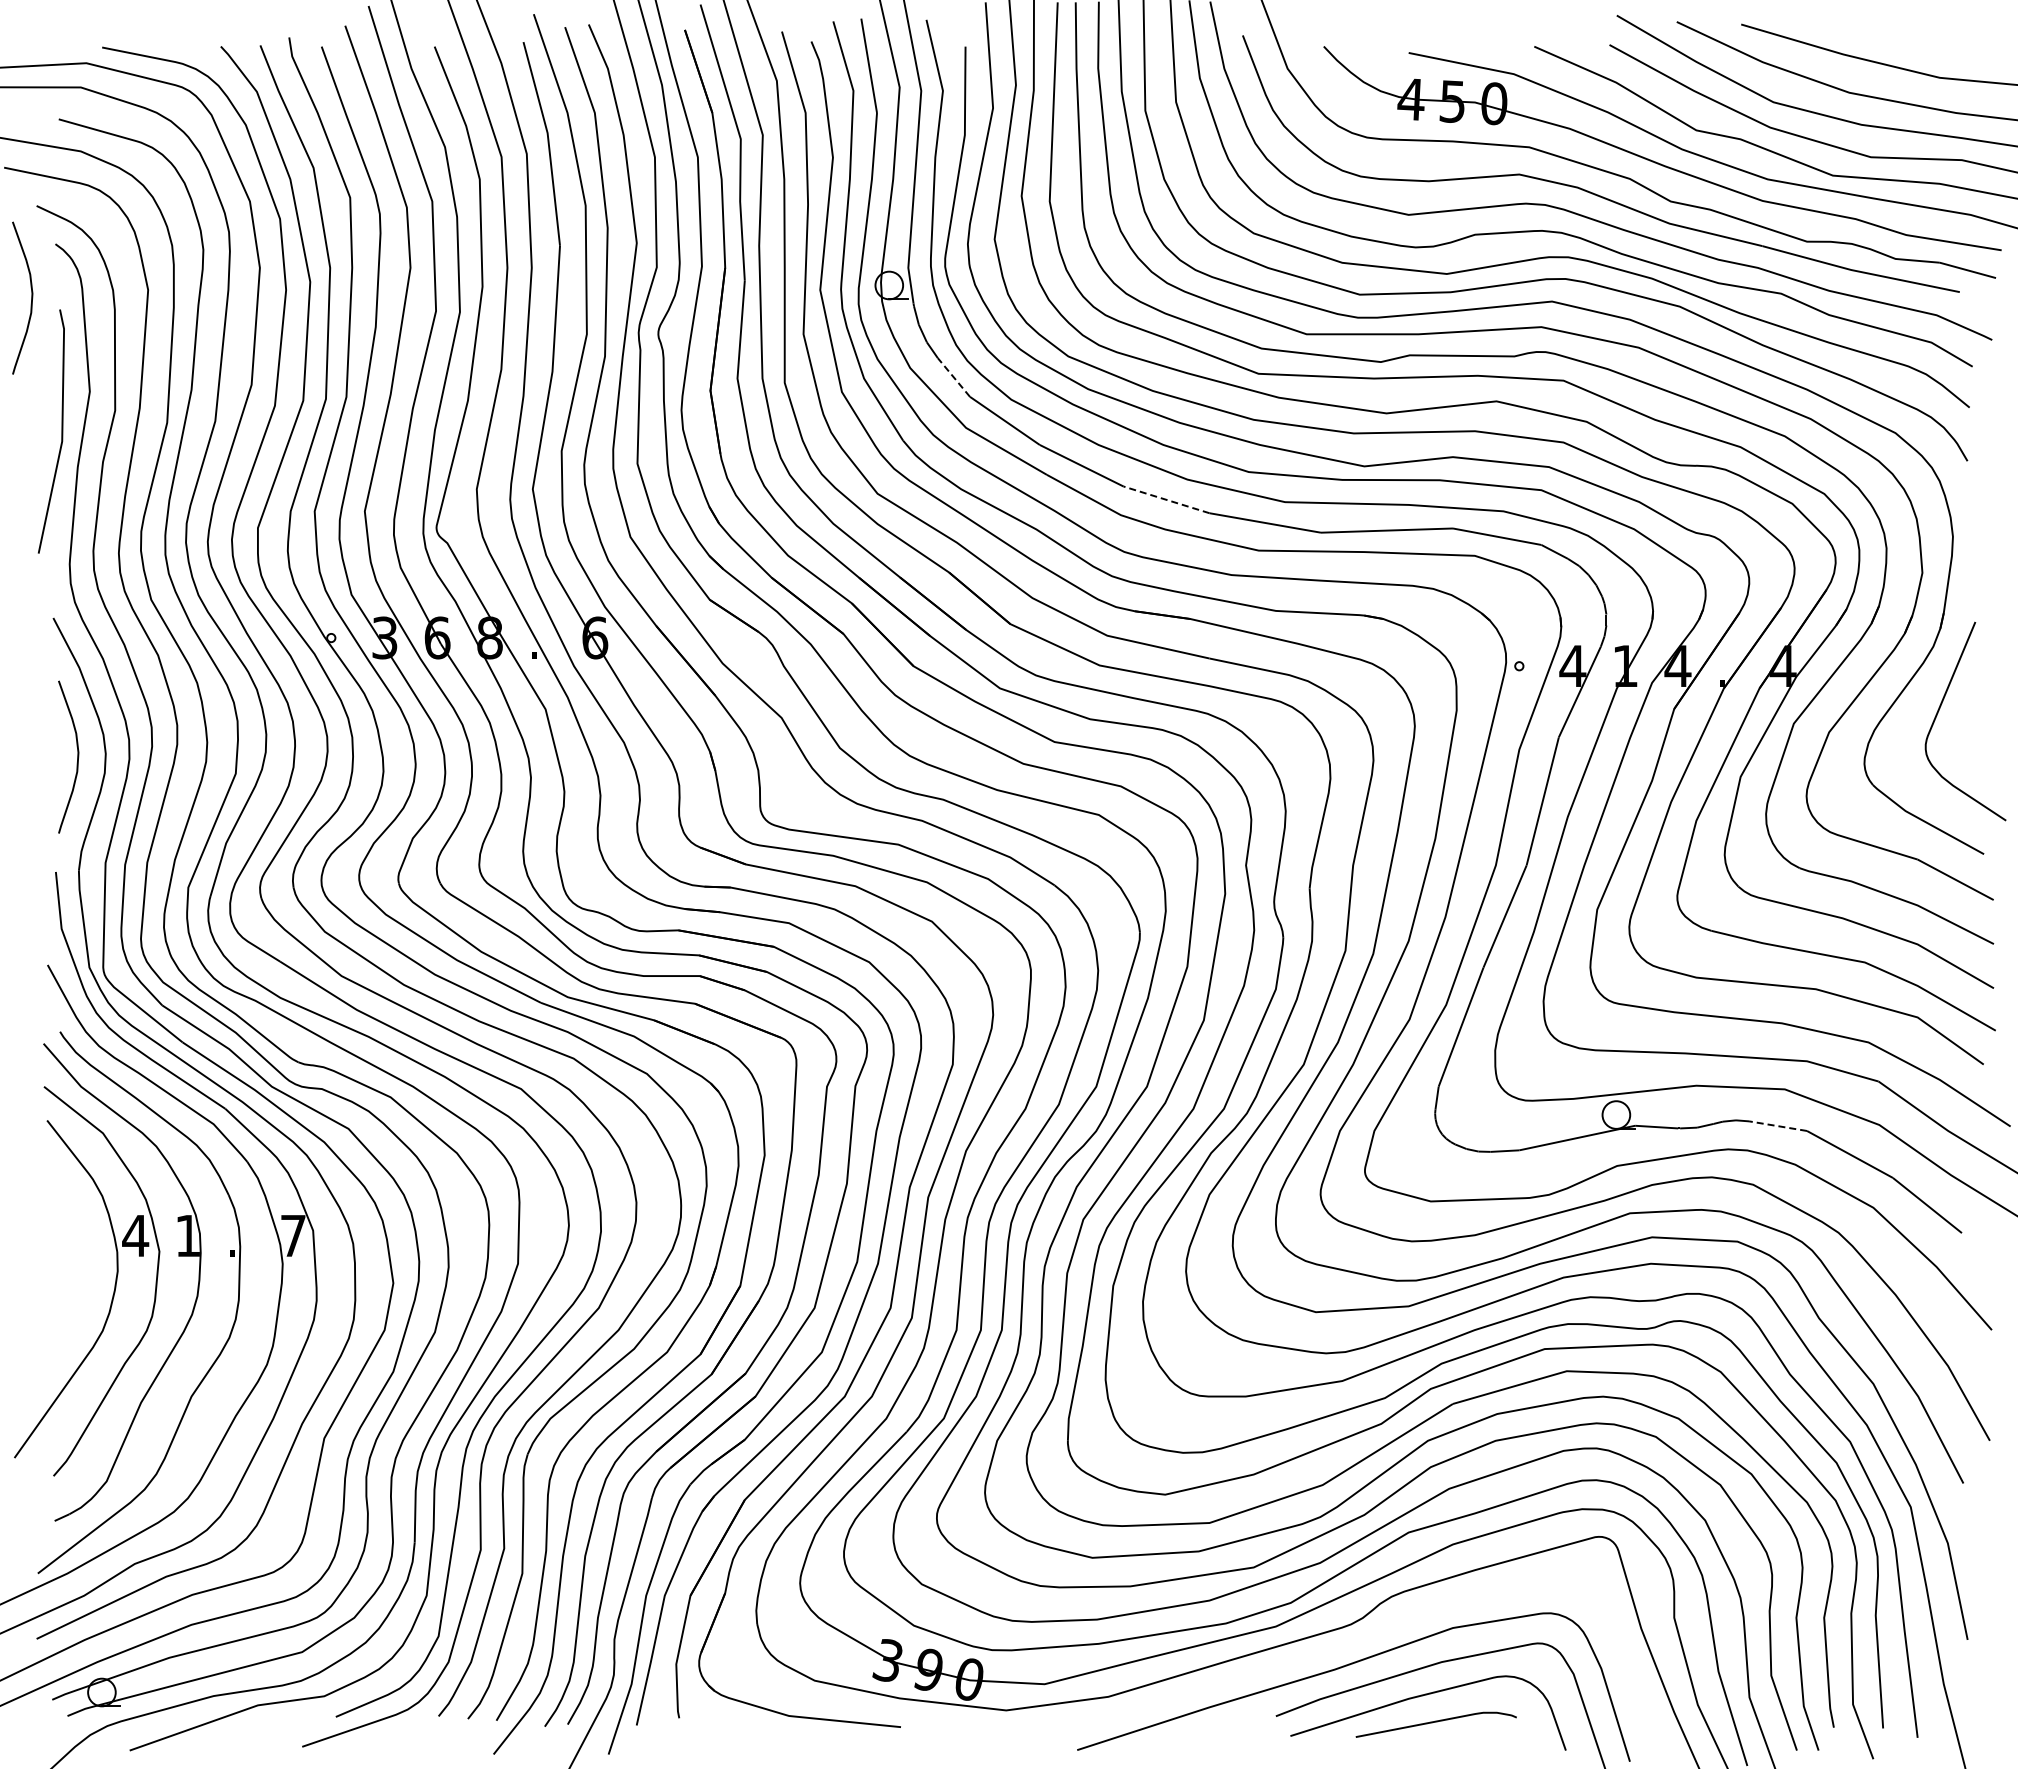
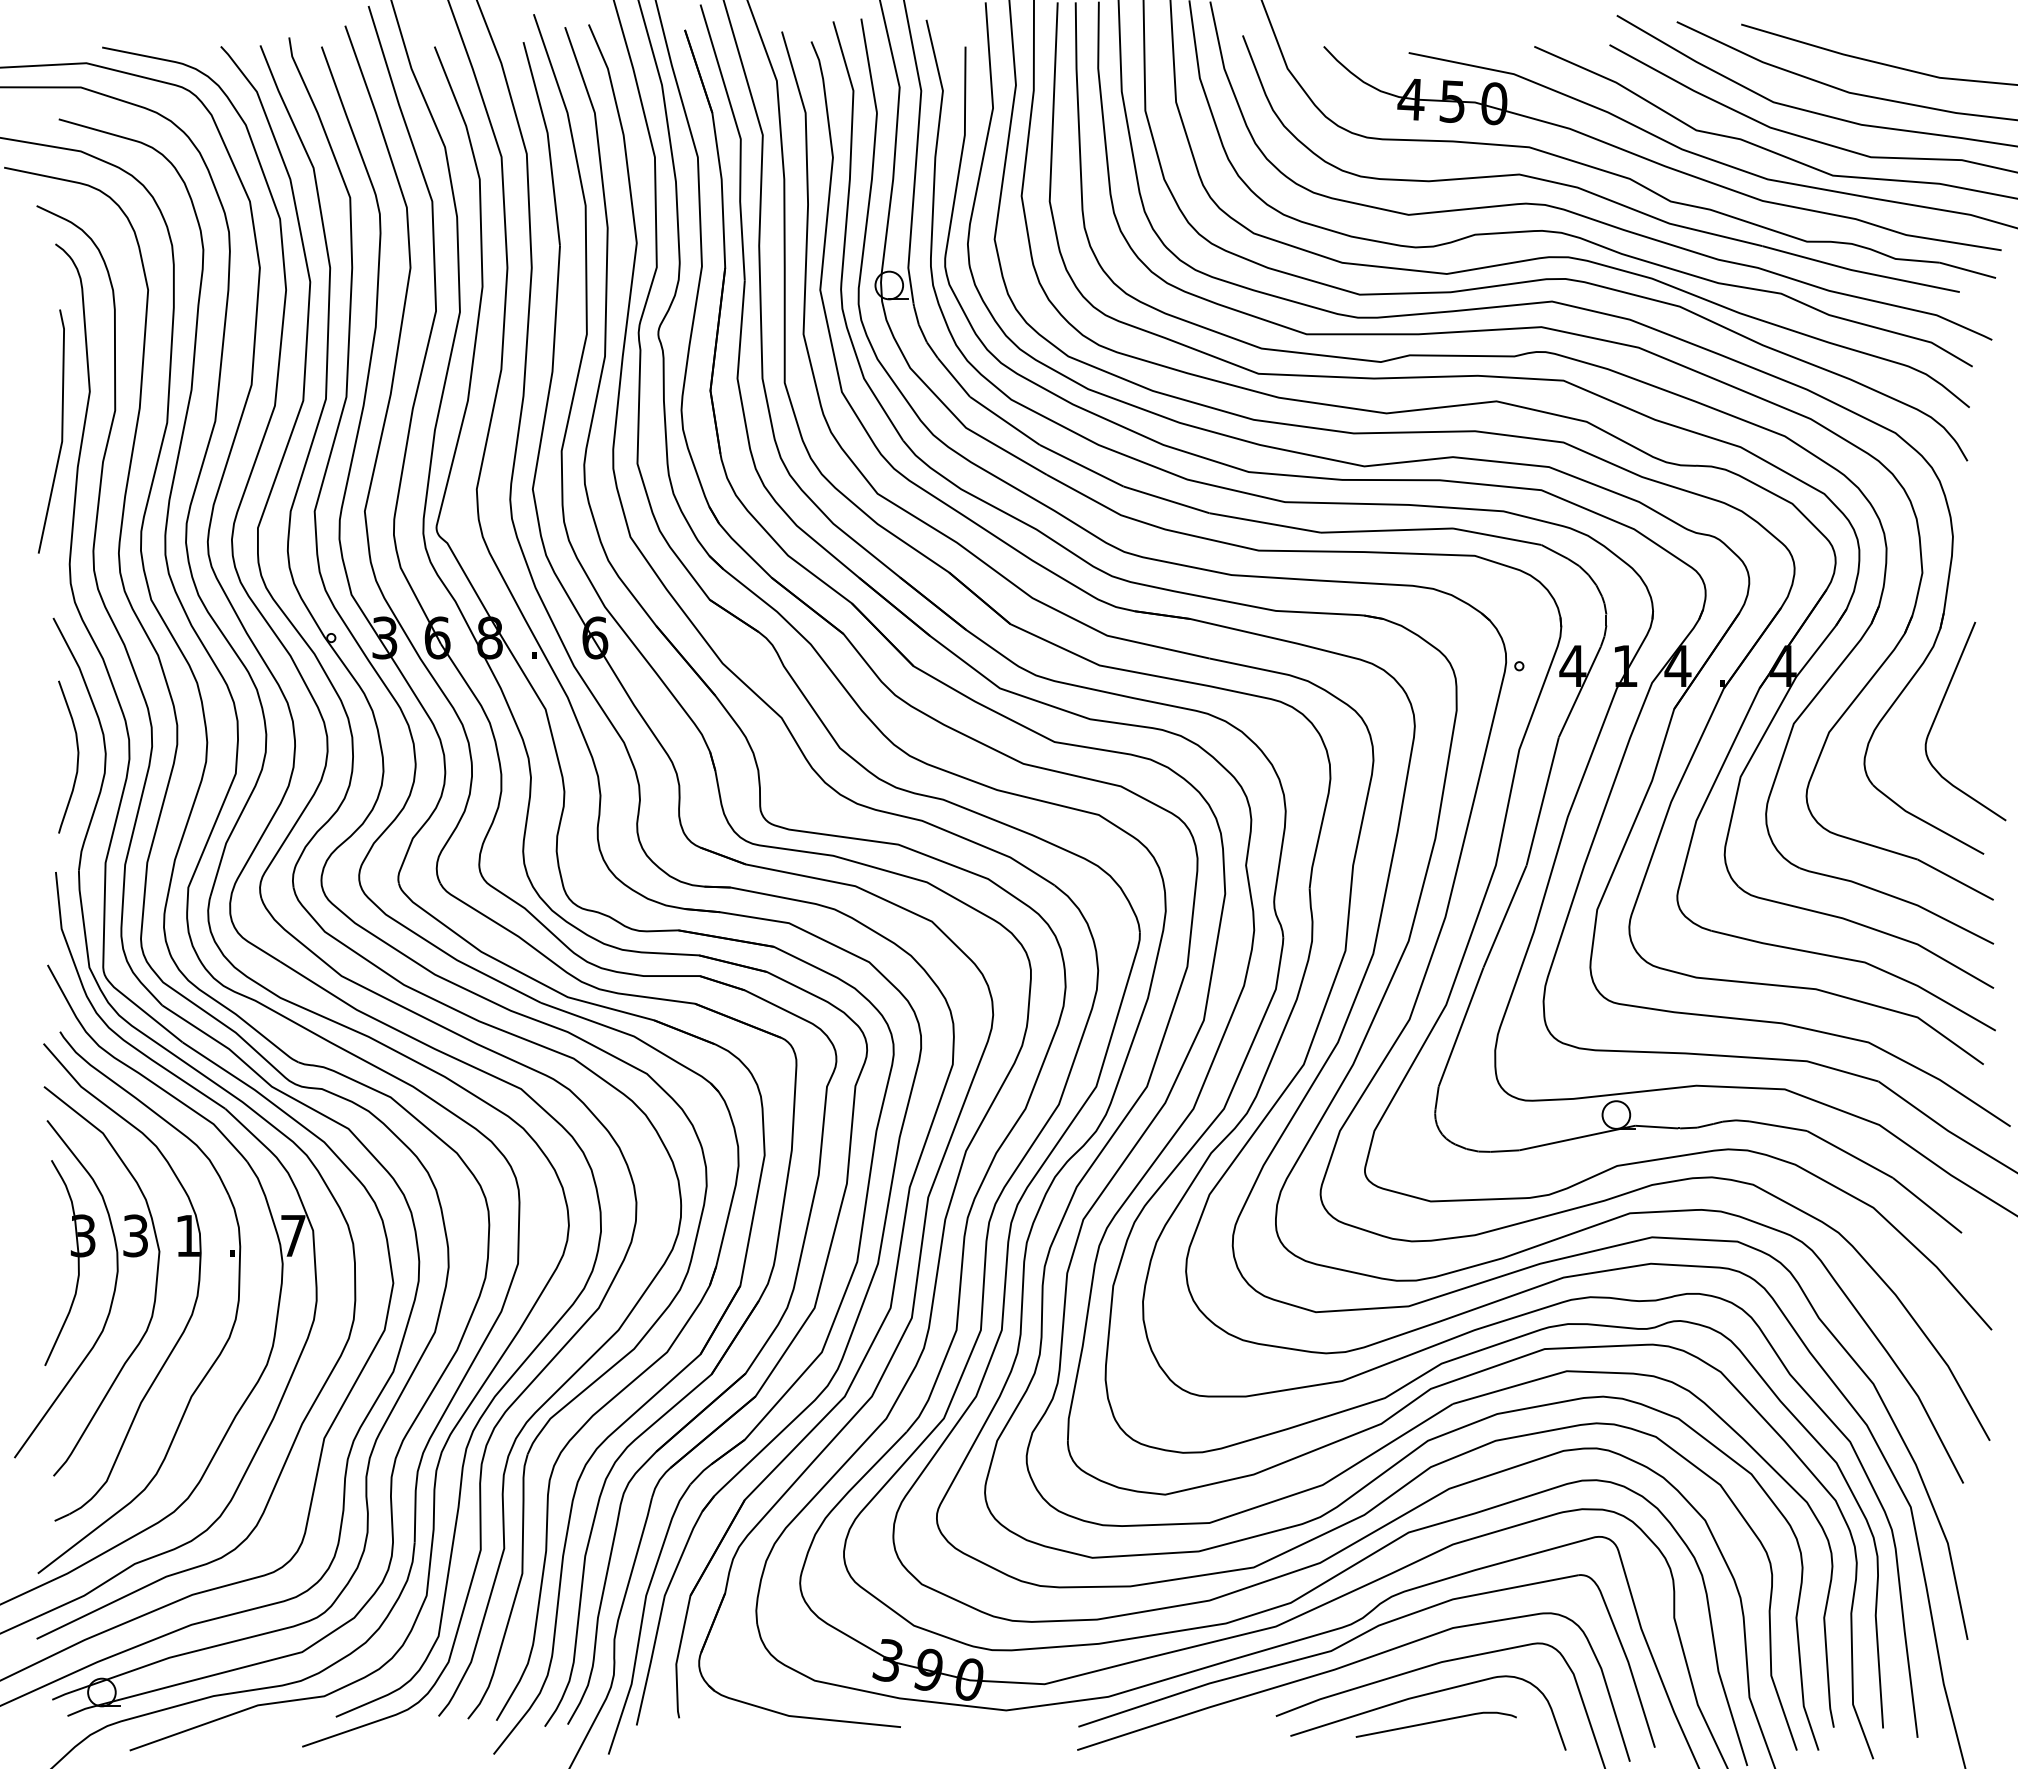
curve: present -> none (31, 297)
line: dashed -> solid (953, 377)
line: dashed -> solid (1166, 499)
line: dashed -> solid (1777, 1126)
text: 4 -> 3 (135, 1235)
part: none -> present (73, 1256)
part: none -> present (1355, 1639)
